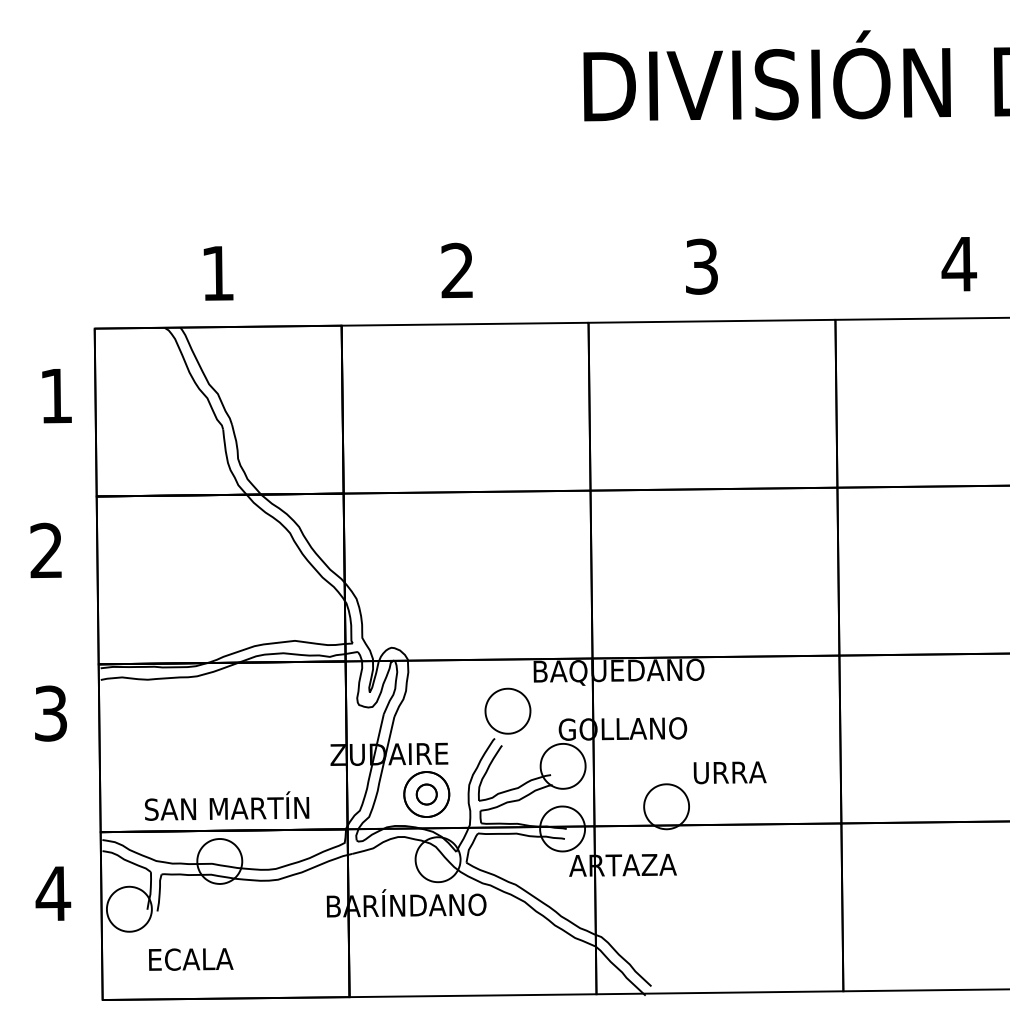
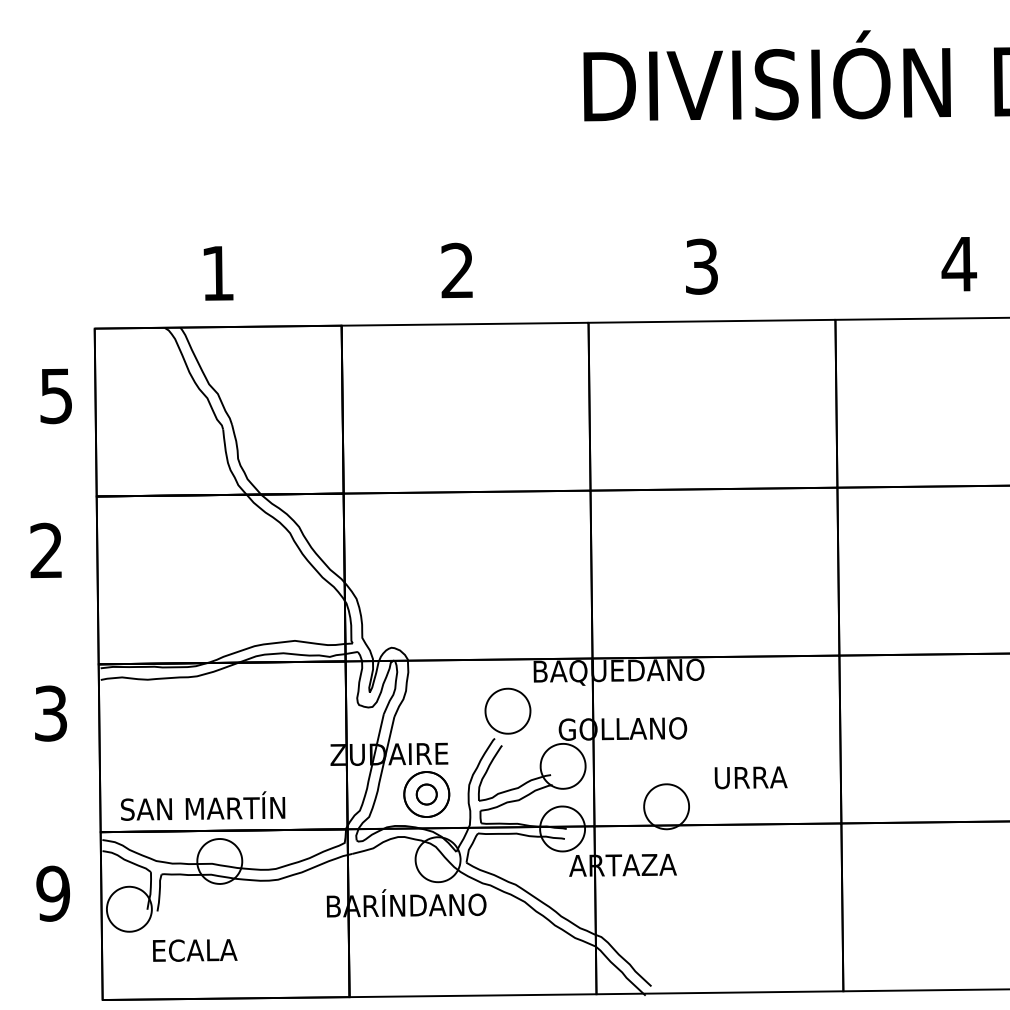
text: 1 -> 5 (55, 396)
text position: (729, 772) -> (750, 777) (750, 777)
text position: (227, 805) -> (203, 805) (203, 805)
text: 4 -> 9 (53, 893)
text position: (191, 959) -> (195, 950) (195, 950)
